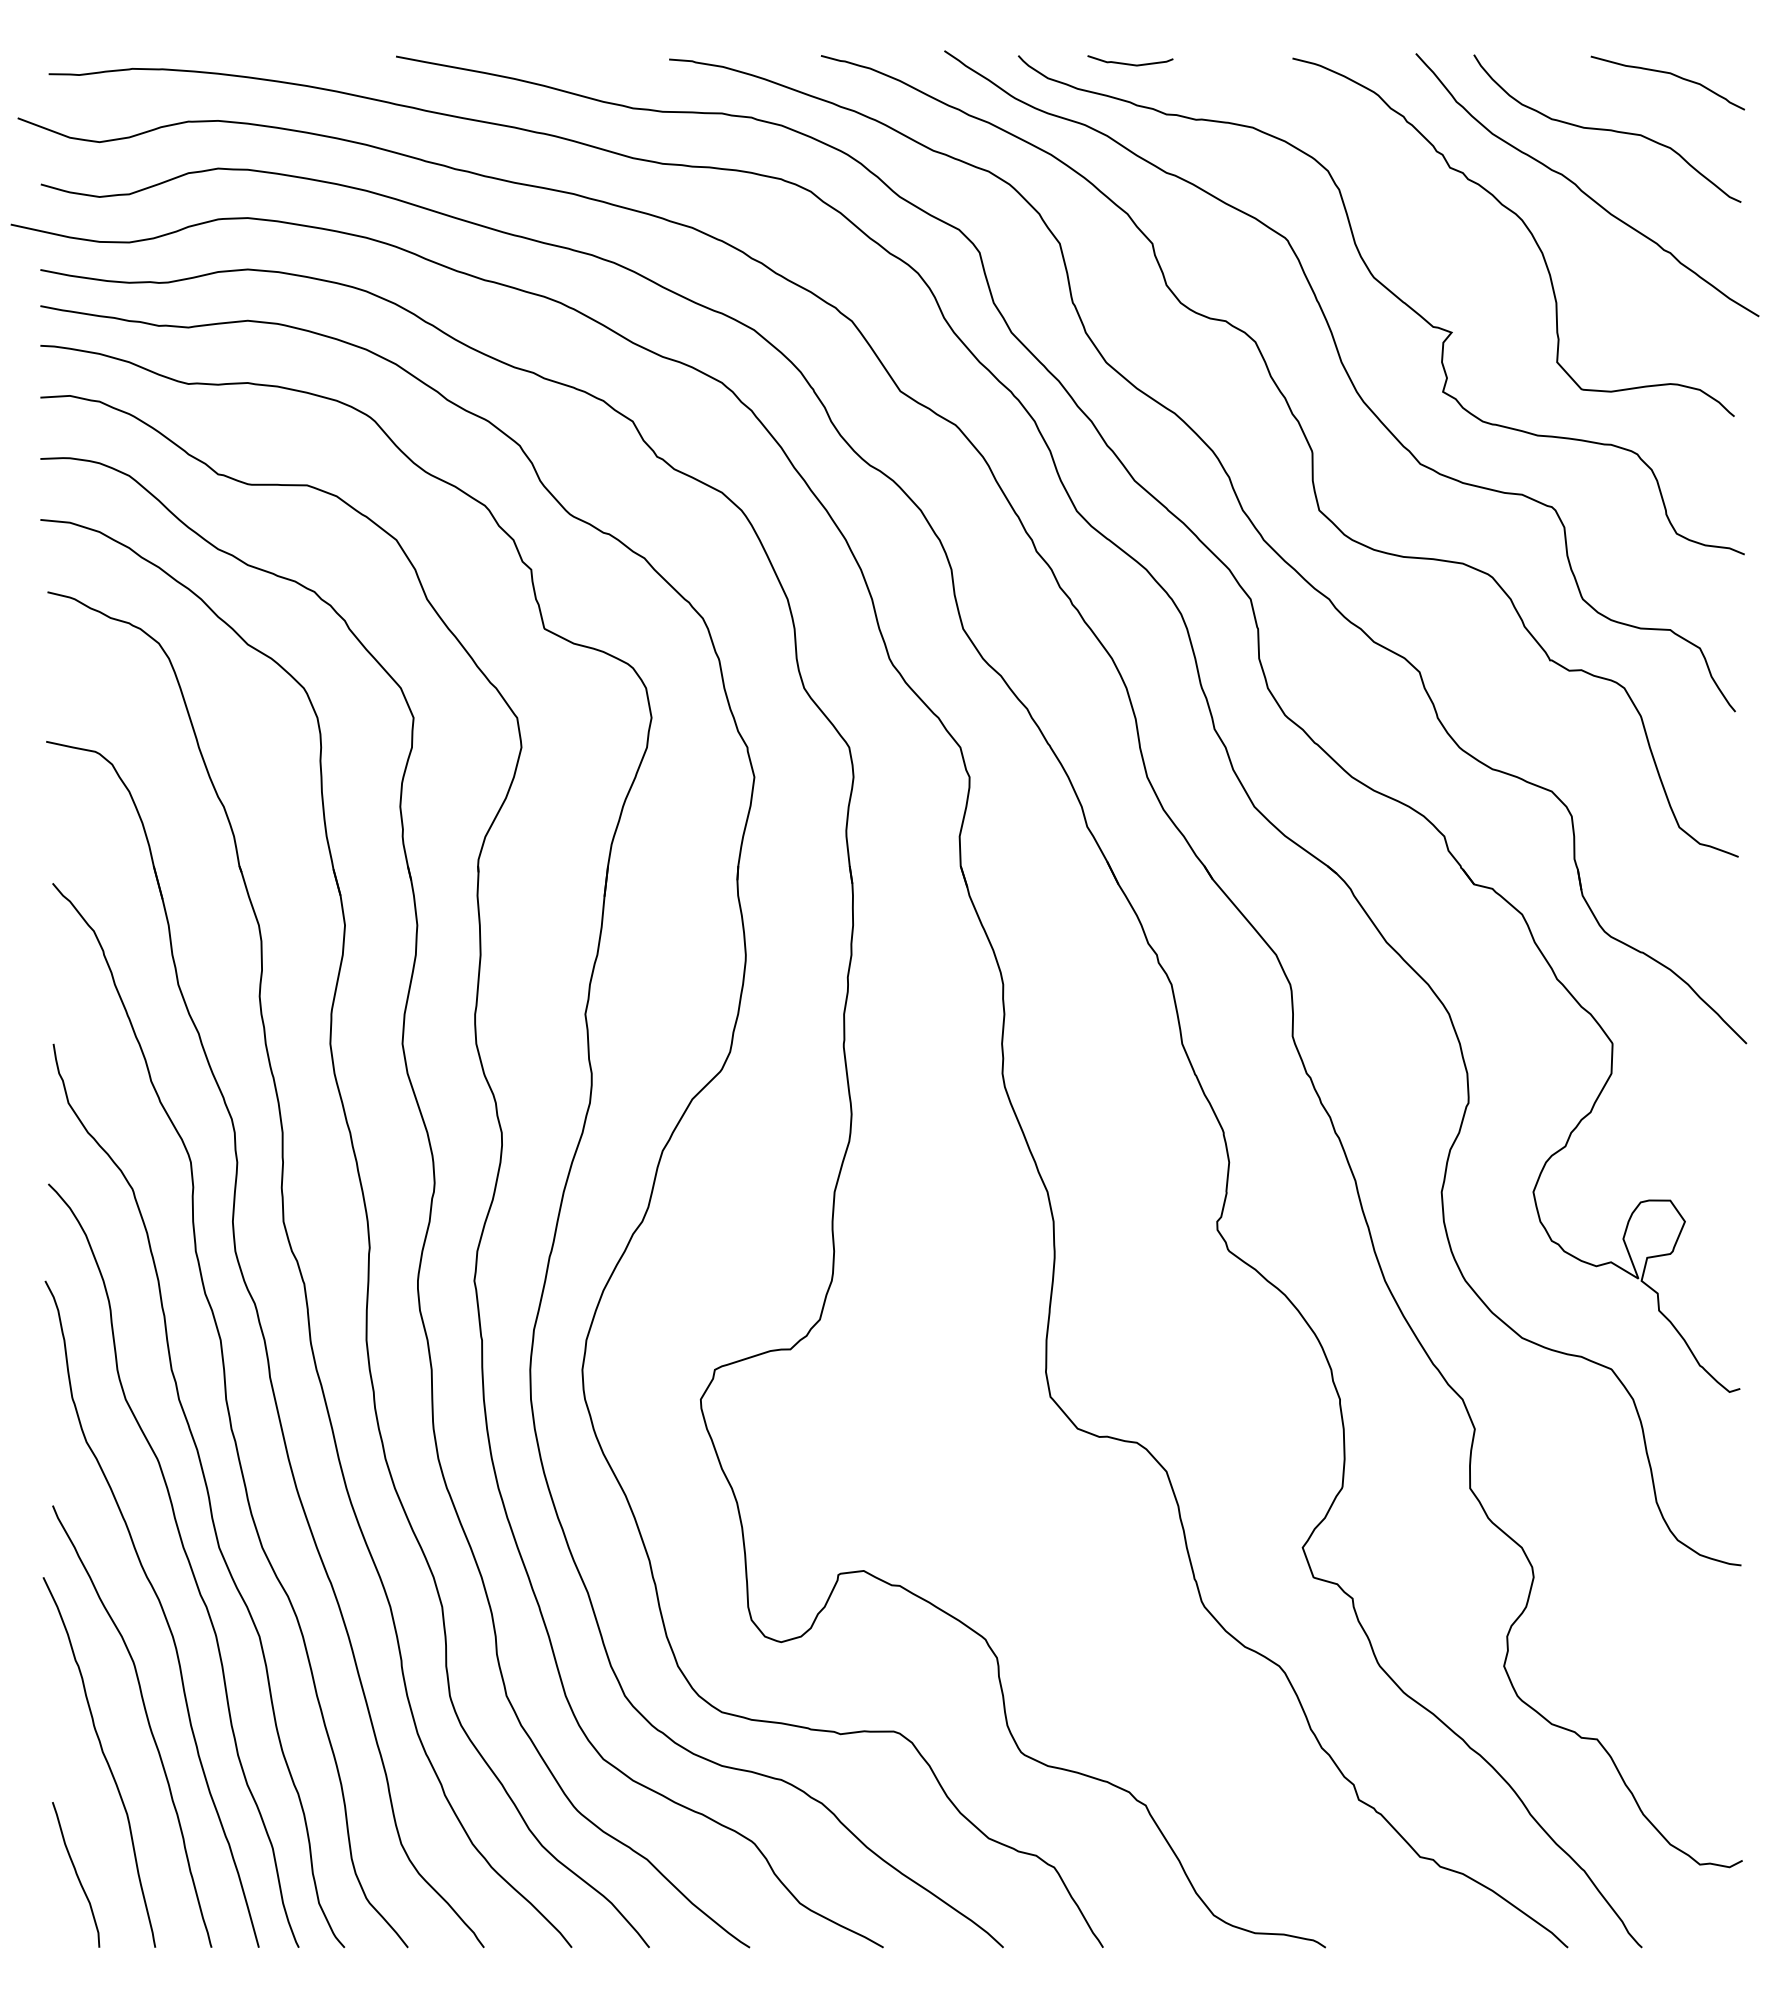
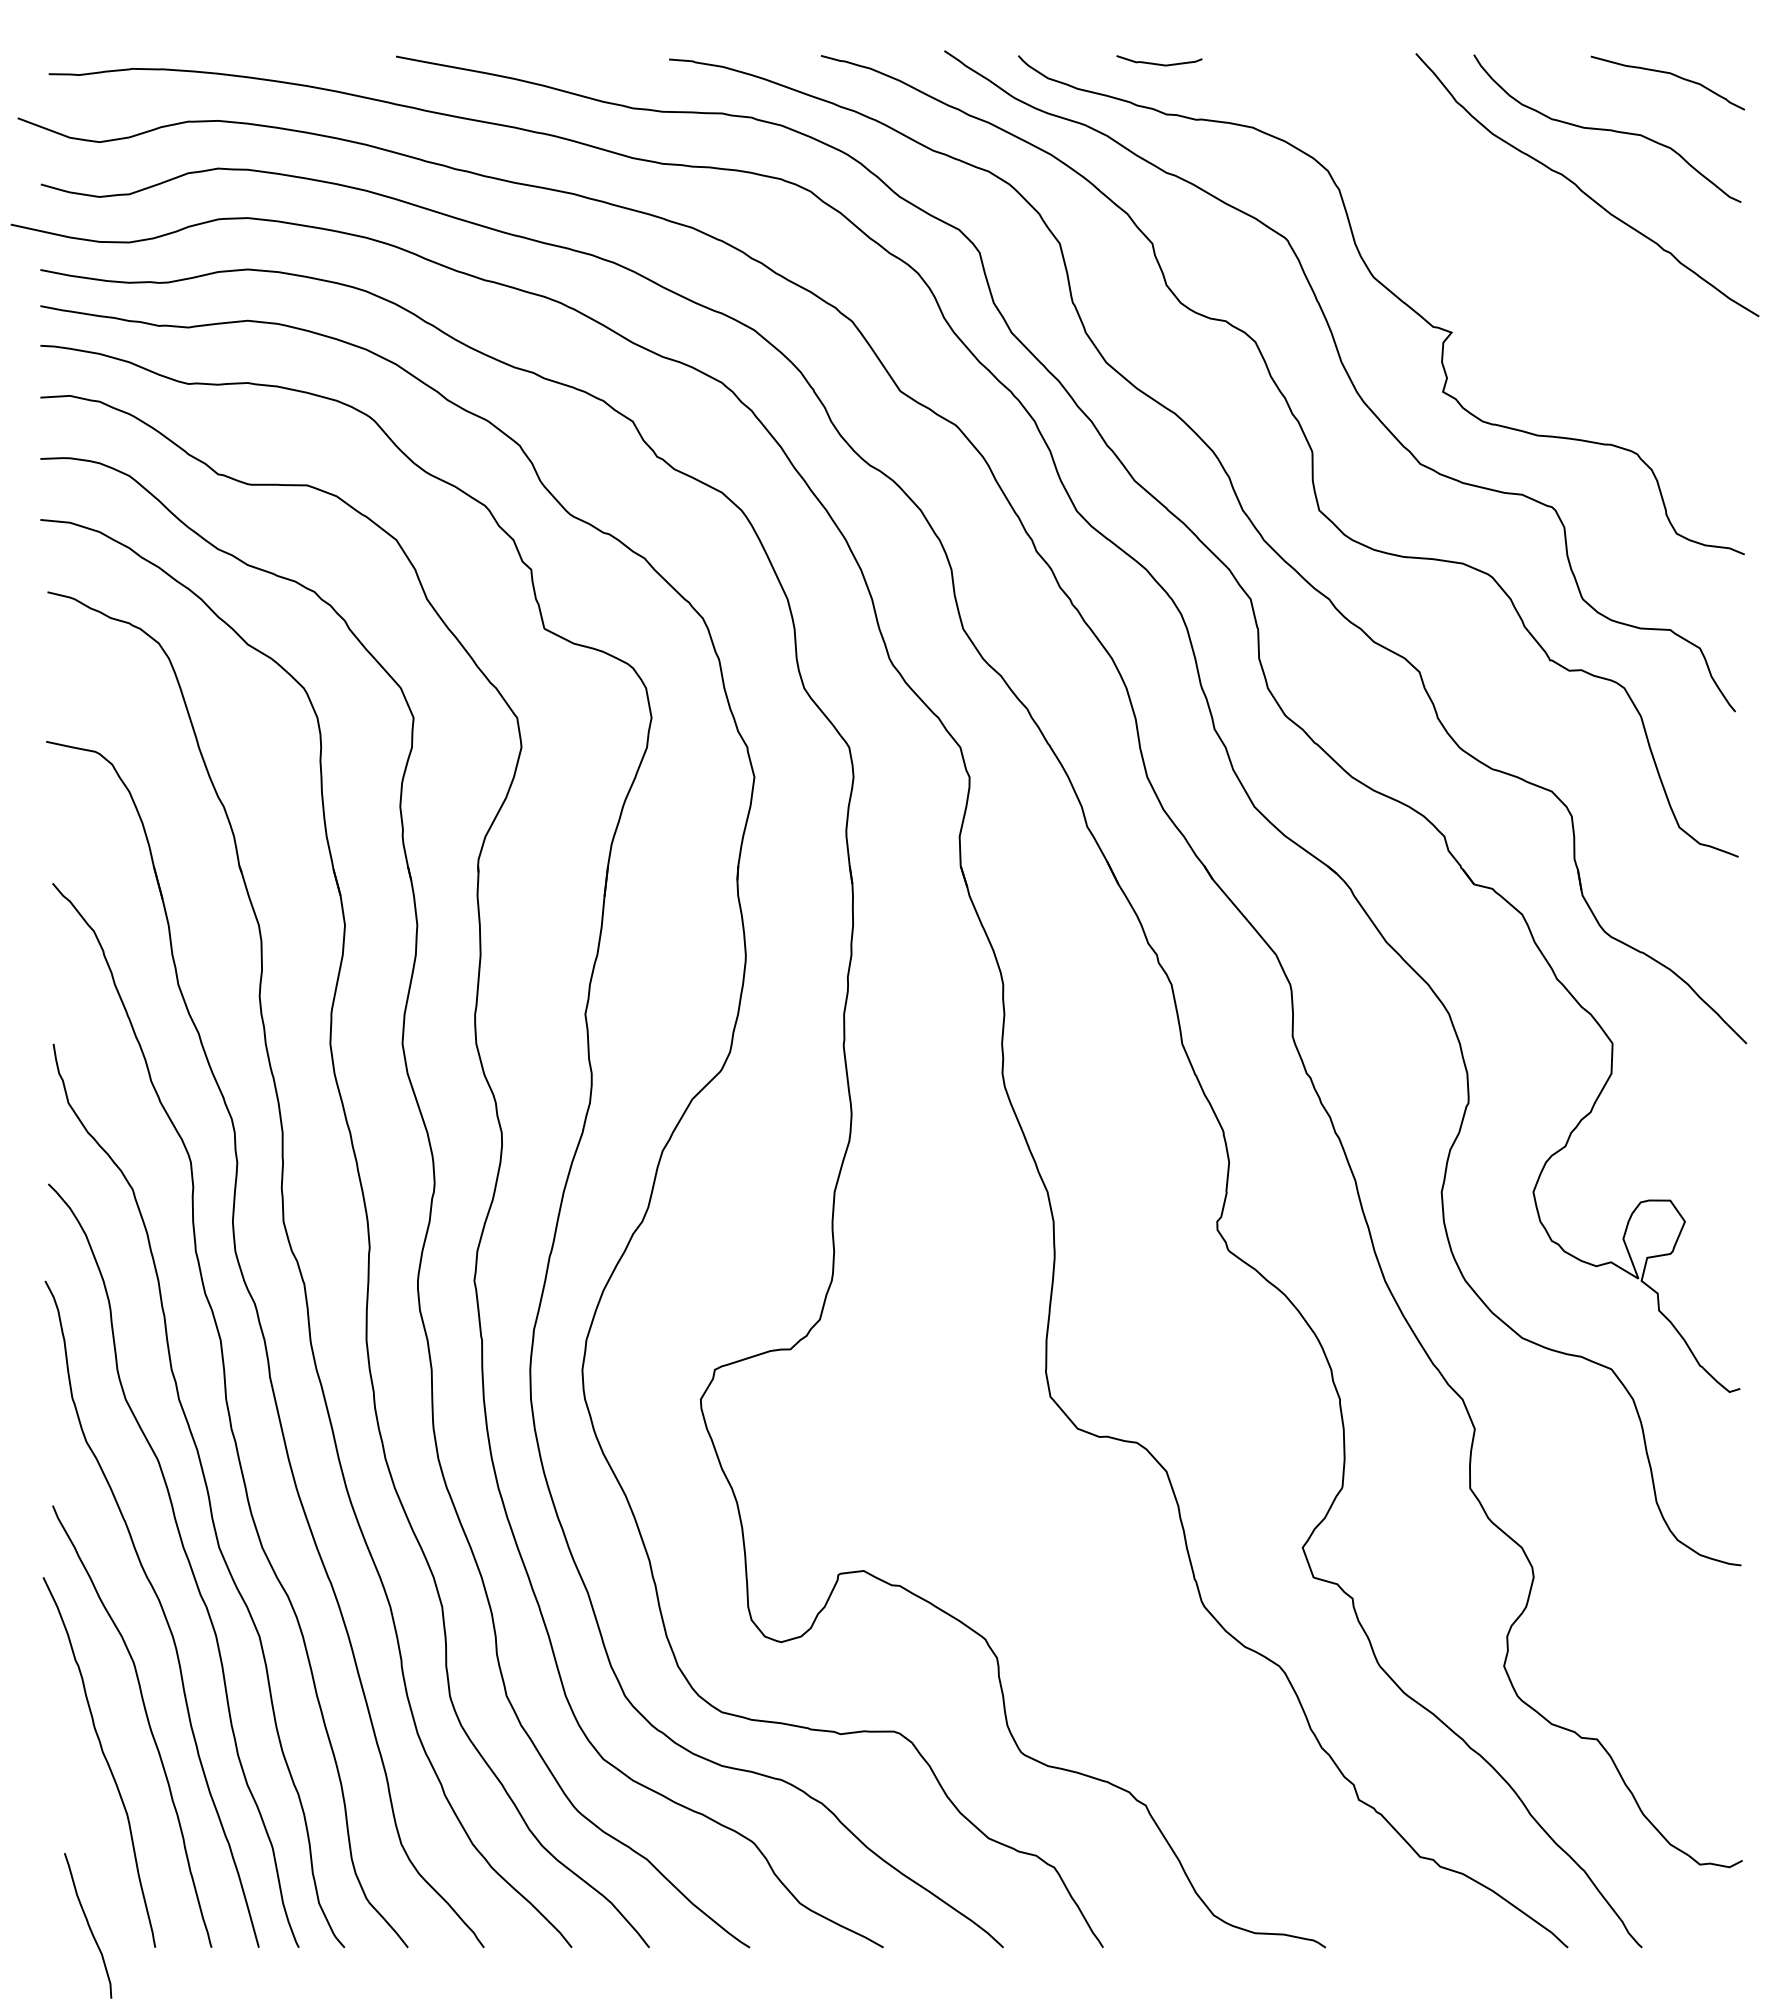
curve position: (1130, 63) -> (1159, 63) (1159, 63)
curve: present -> none (1526, 228)
curve position: (76, 1874) -> (88, 1925) (88, 1925)
